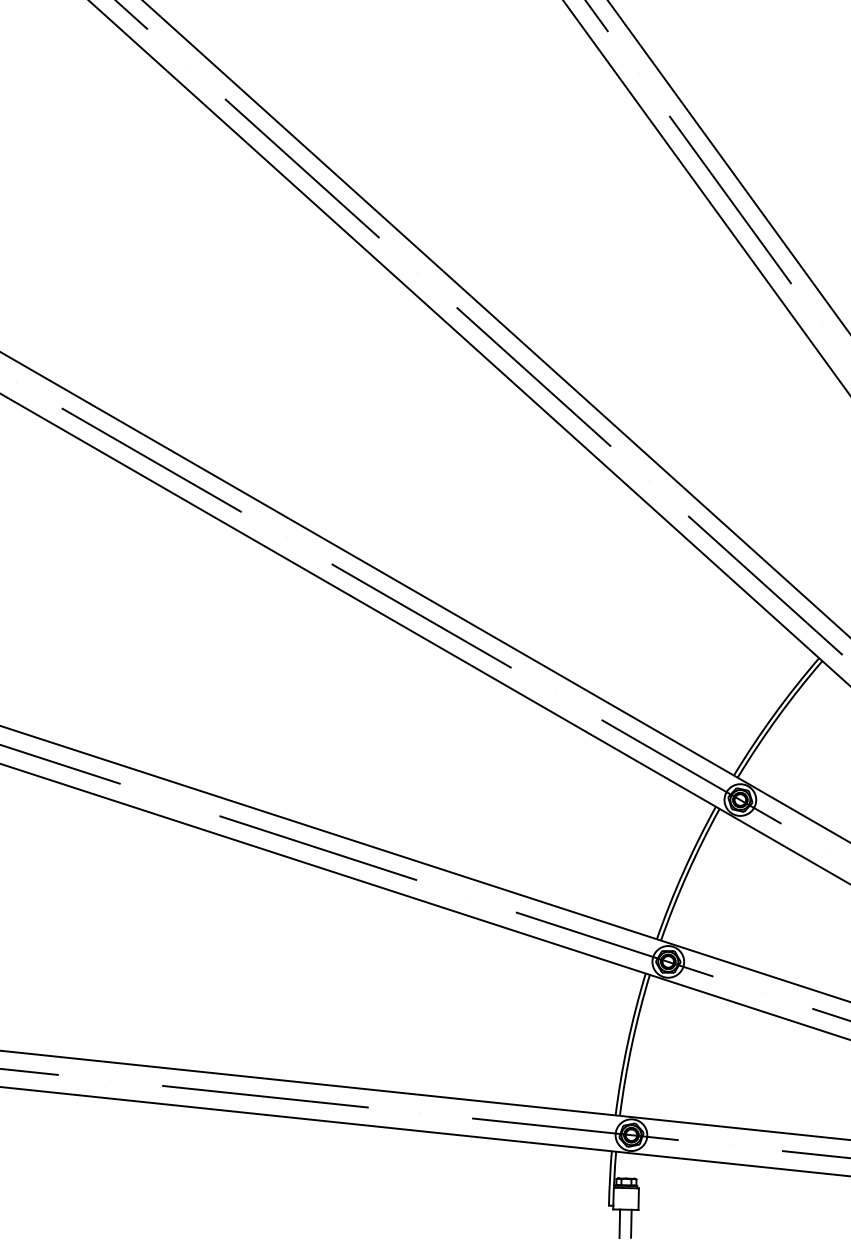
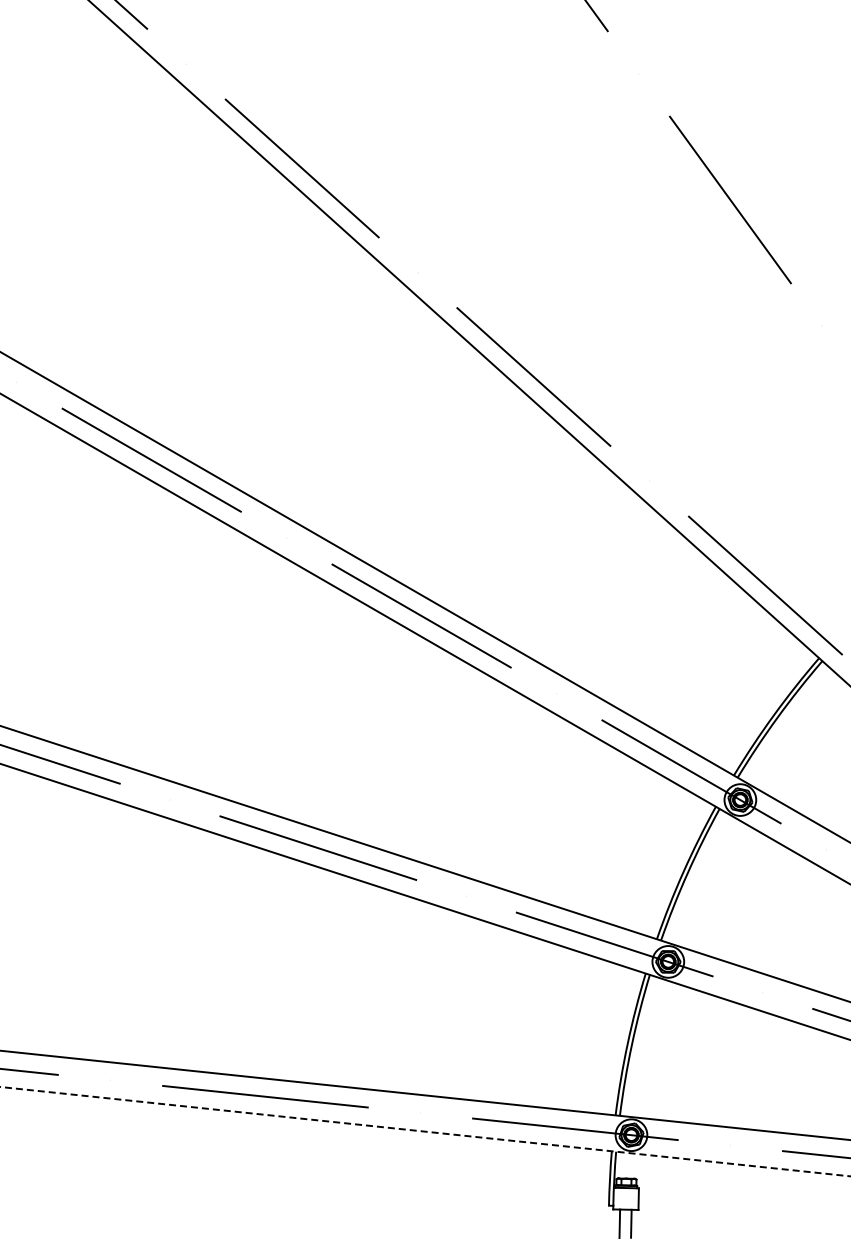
line: present -> none (728, 166)
line: present -> none (705, 197)
line: present -> none (495, 318)
line: solid -> dashed (426, 1131)
